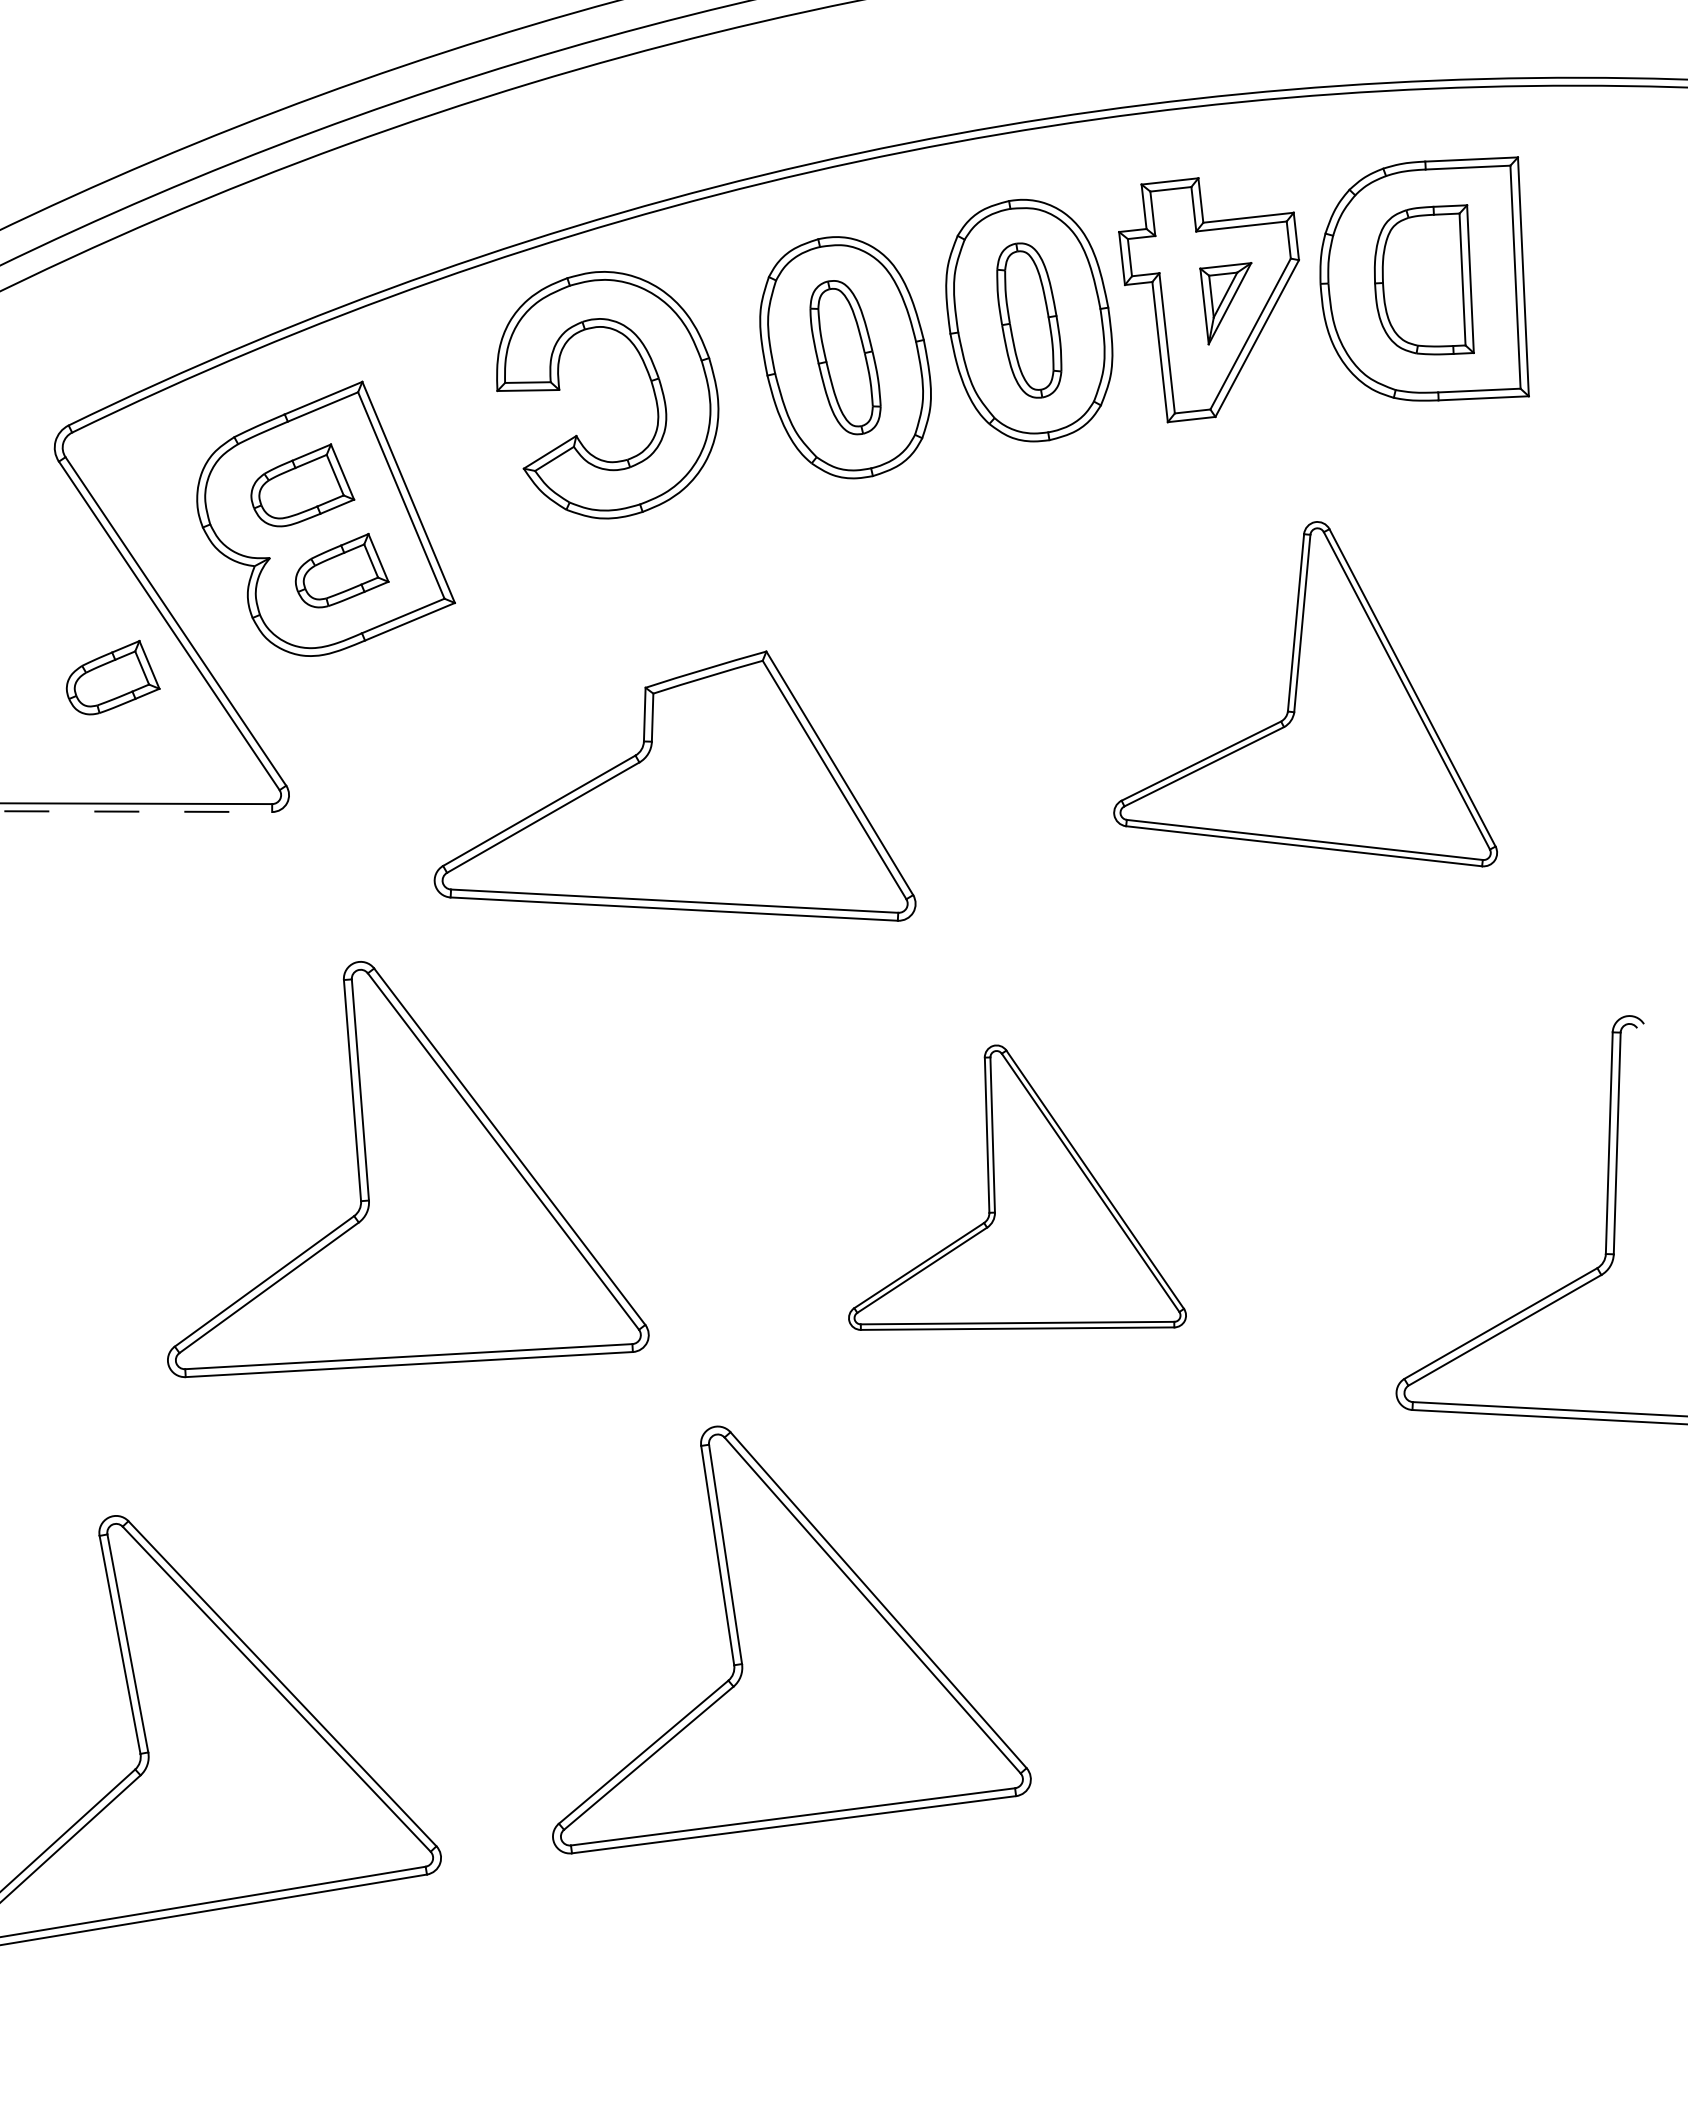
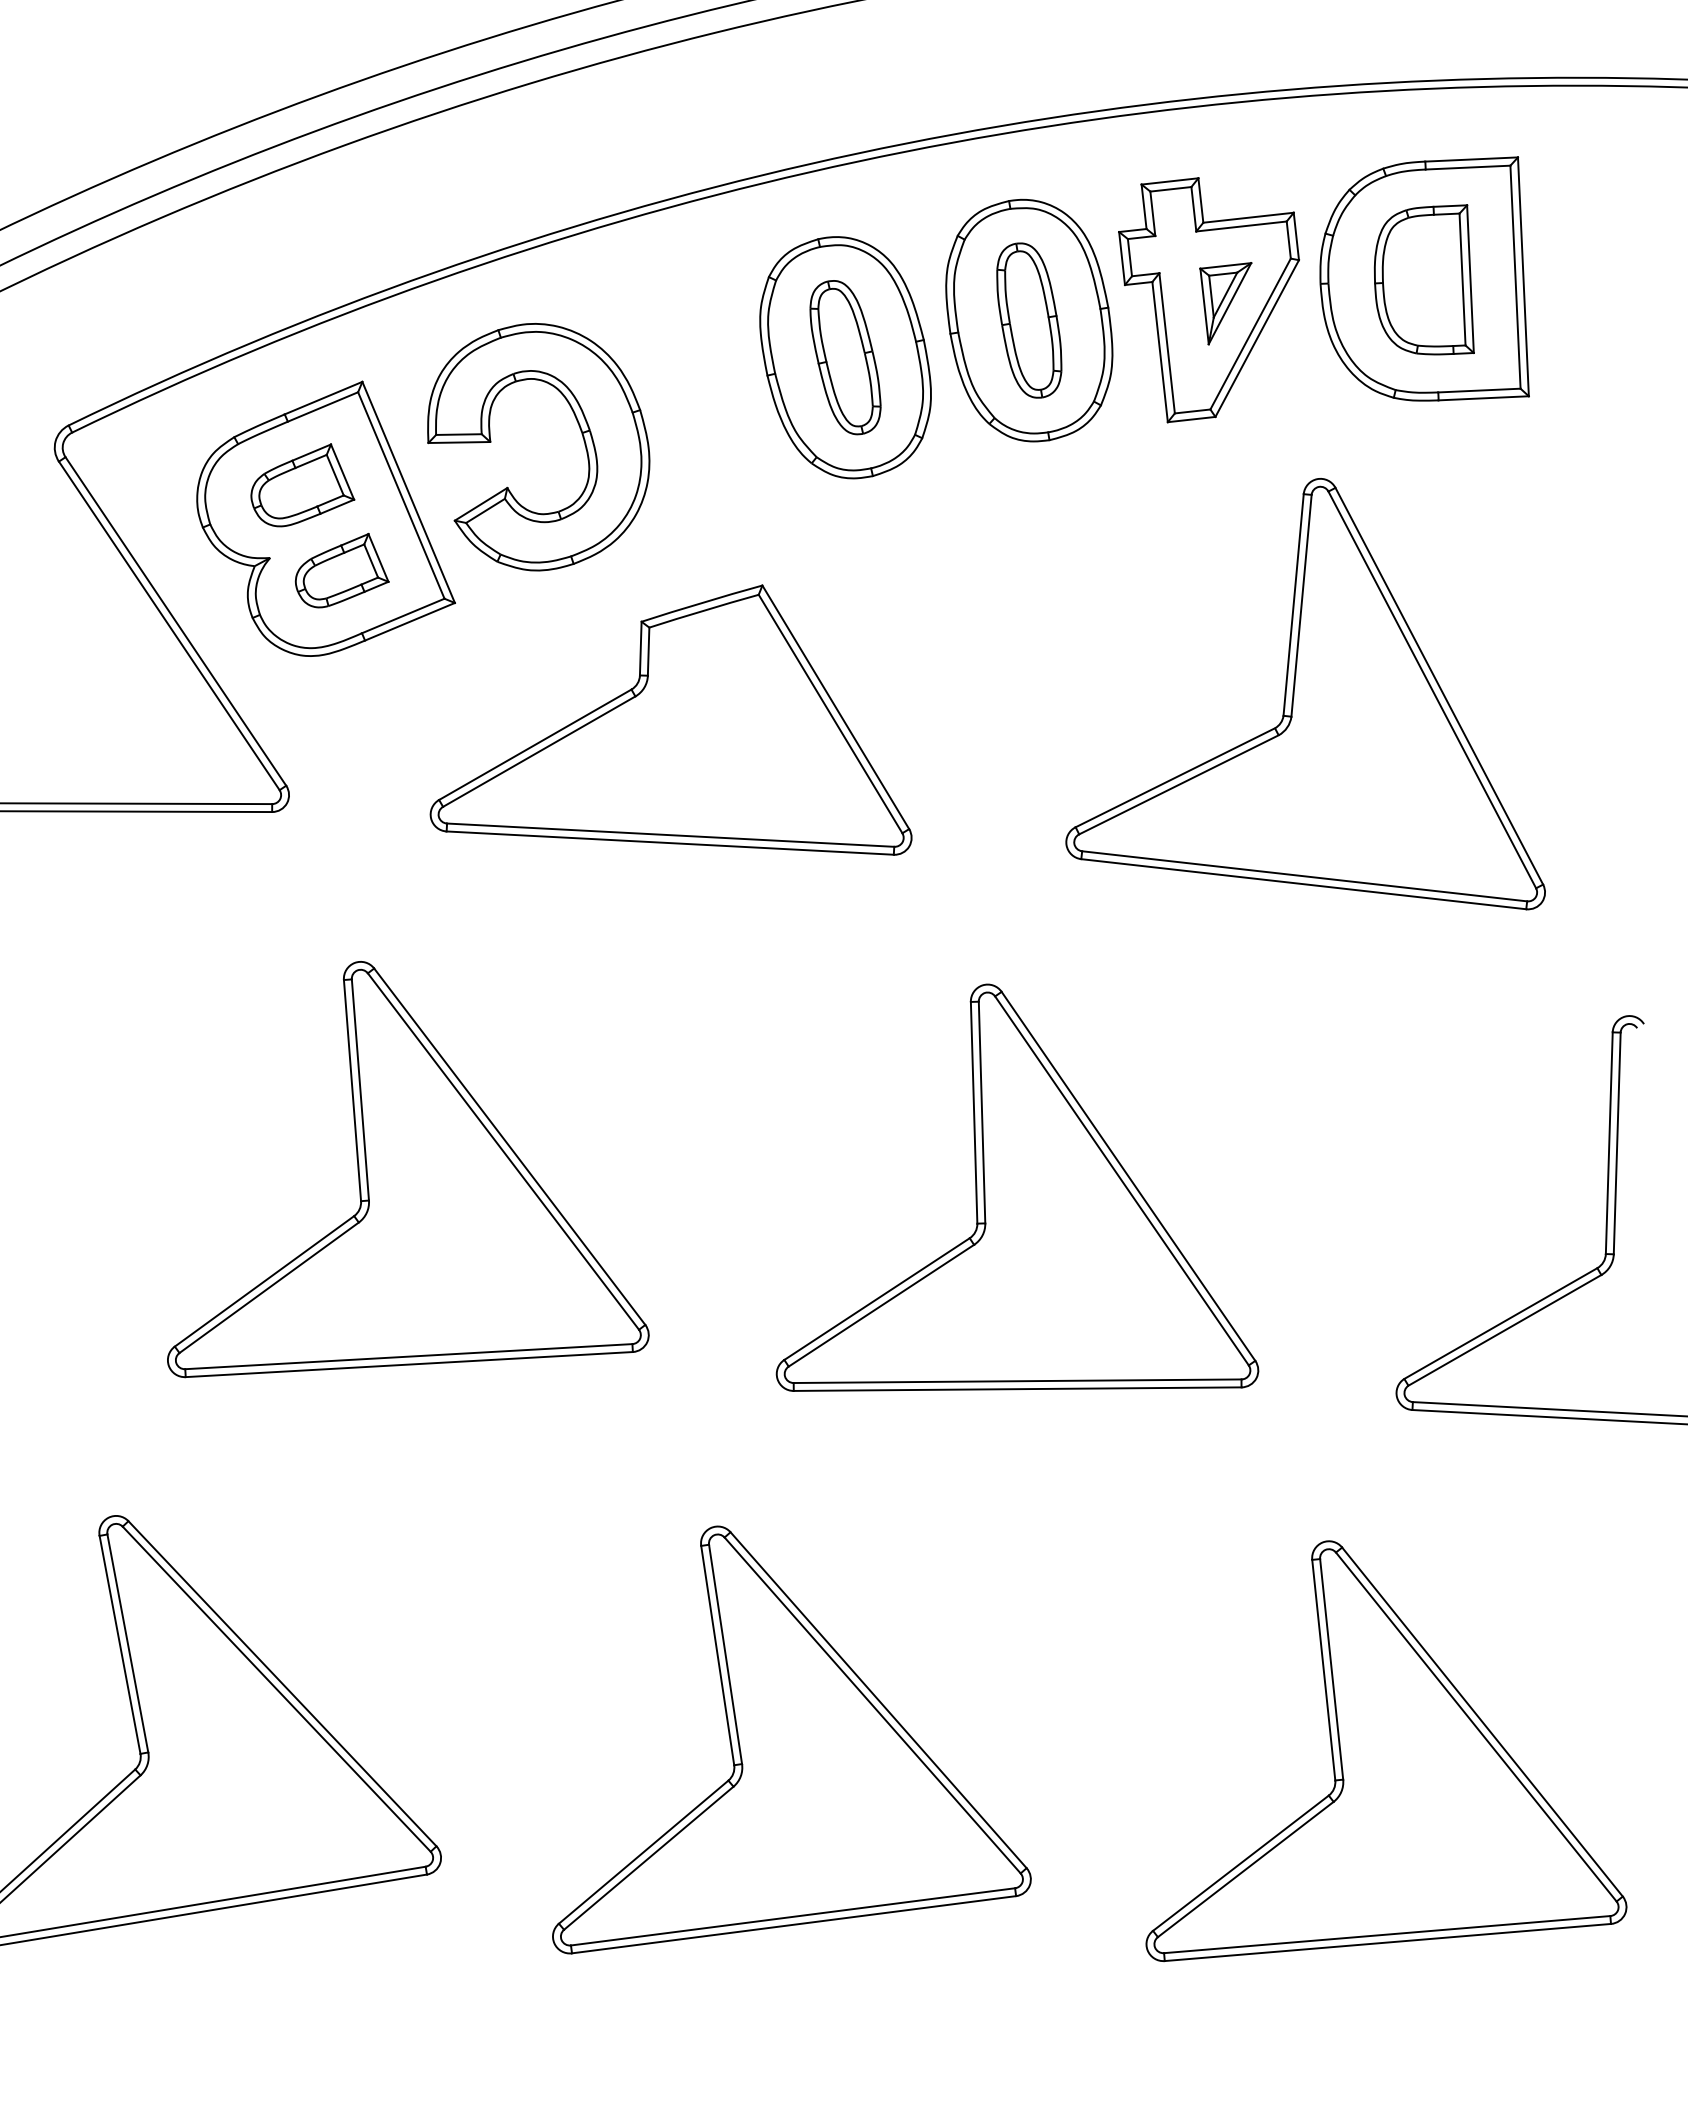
part position: (650, 382) -> (581, 434) (581, 434)
part: present -> none (112, 677)
part size: 385x347 px -> 481x433 px (1305, 694)
part position: (674, 785) -> (670, 719) (670, 719)
line: dashed -> solid (136, 811)
part size: 339x287 px -> 485x409 px (1017, 1187)
part position: (791, 1639) -> (791, 1739) (791, 1739)
part: none -> present (1386, 1751)
